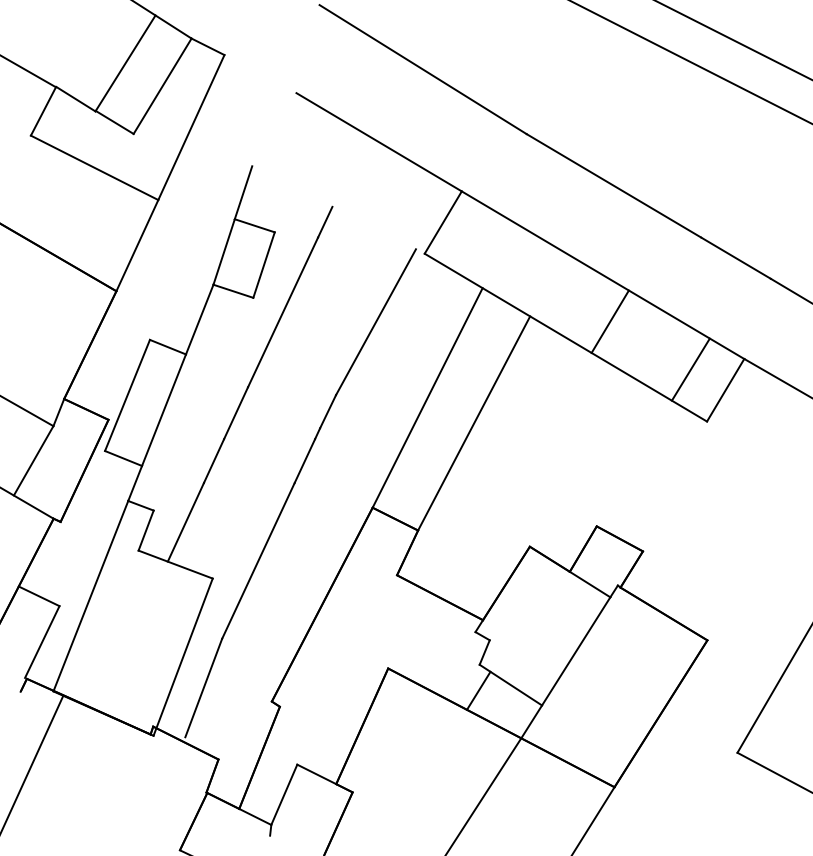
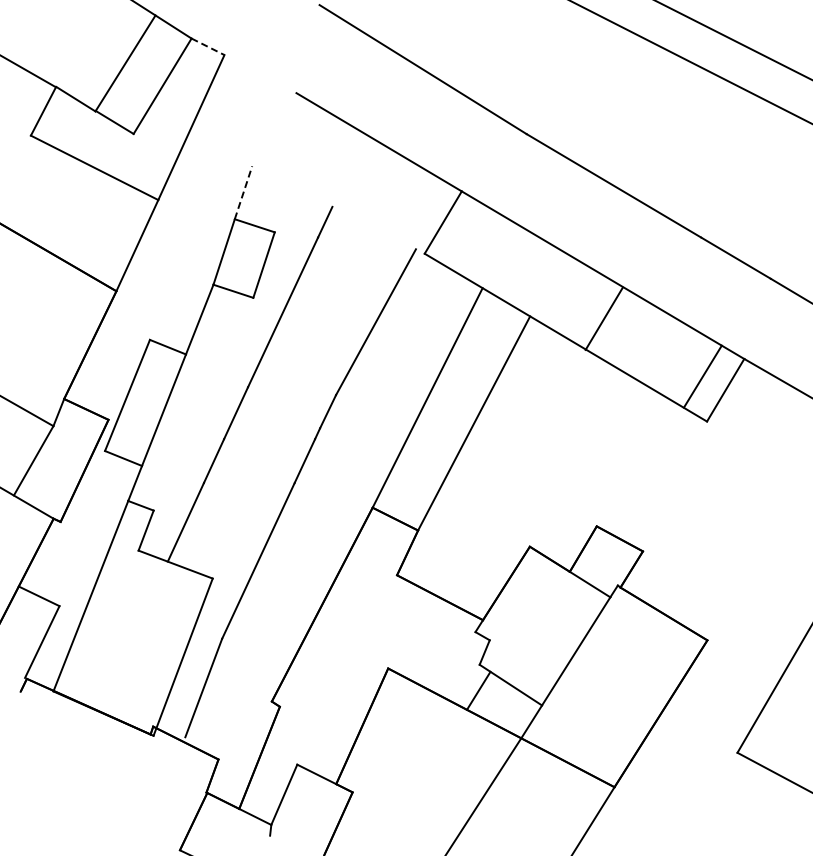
line: solid -> dashed (208, 47)
line: solid -> dashed (243, 192)
line position: (609, 321) -> (603, 318) (603, 318)
line position: (690, 369) -> (702, 376) (702, 376)
line: present -> none (32, 762)
